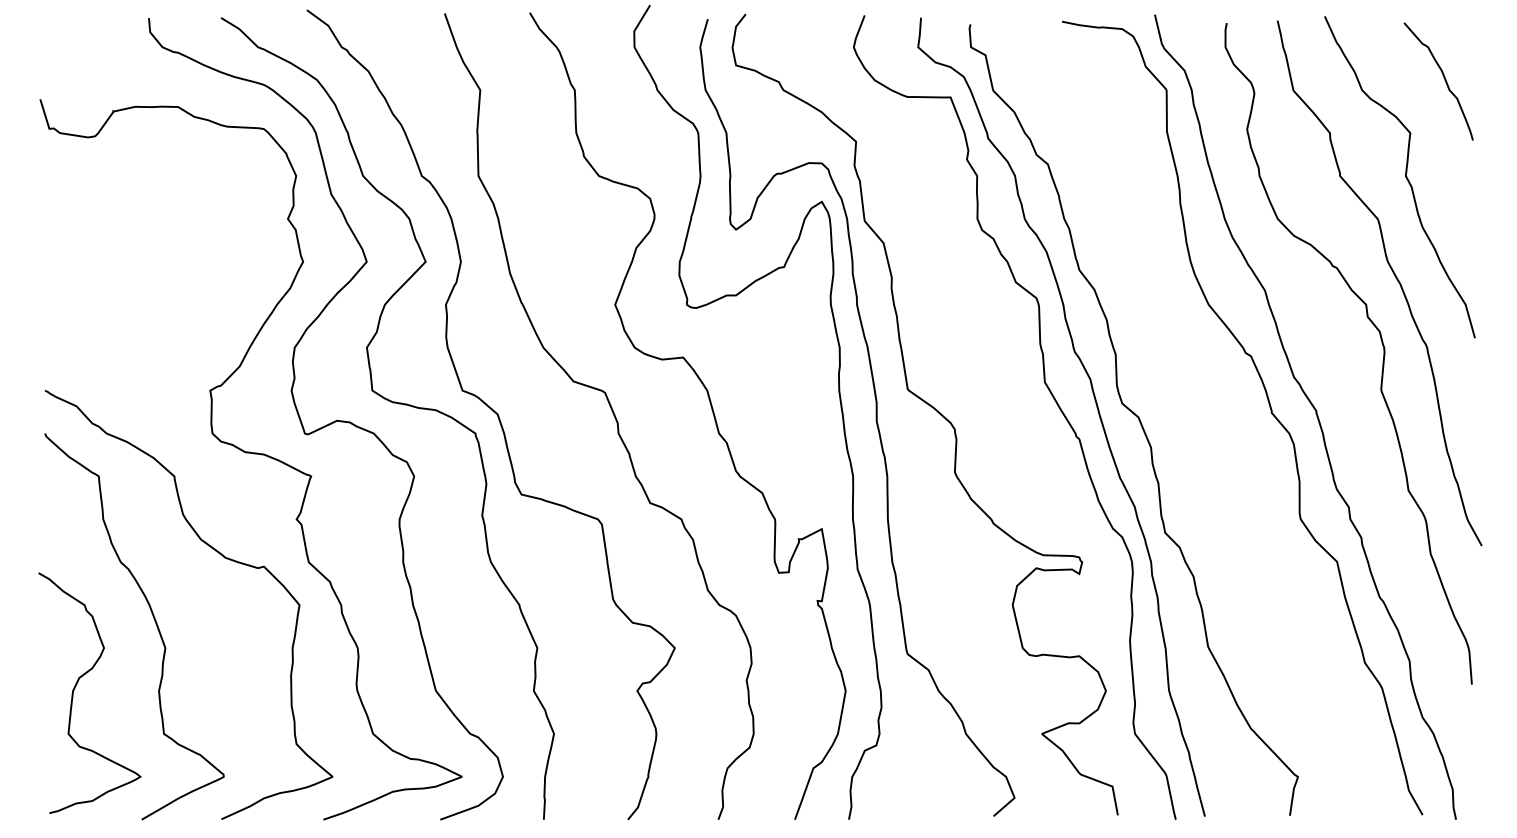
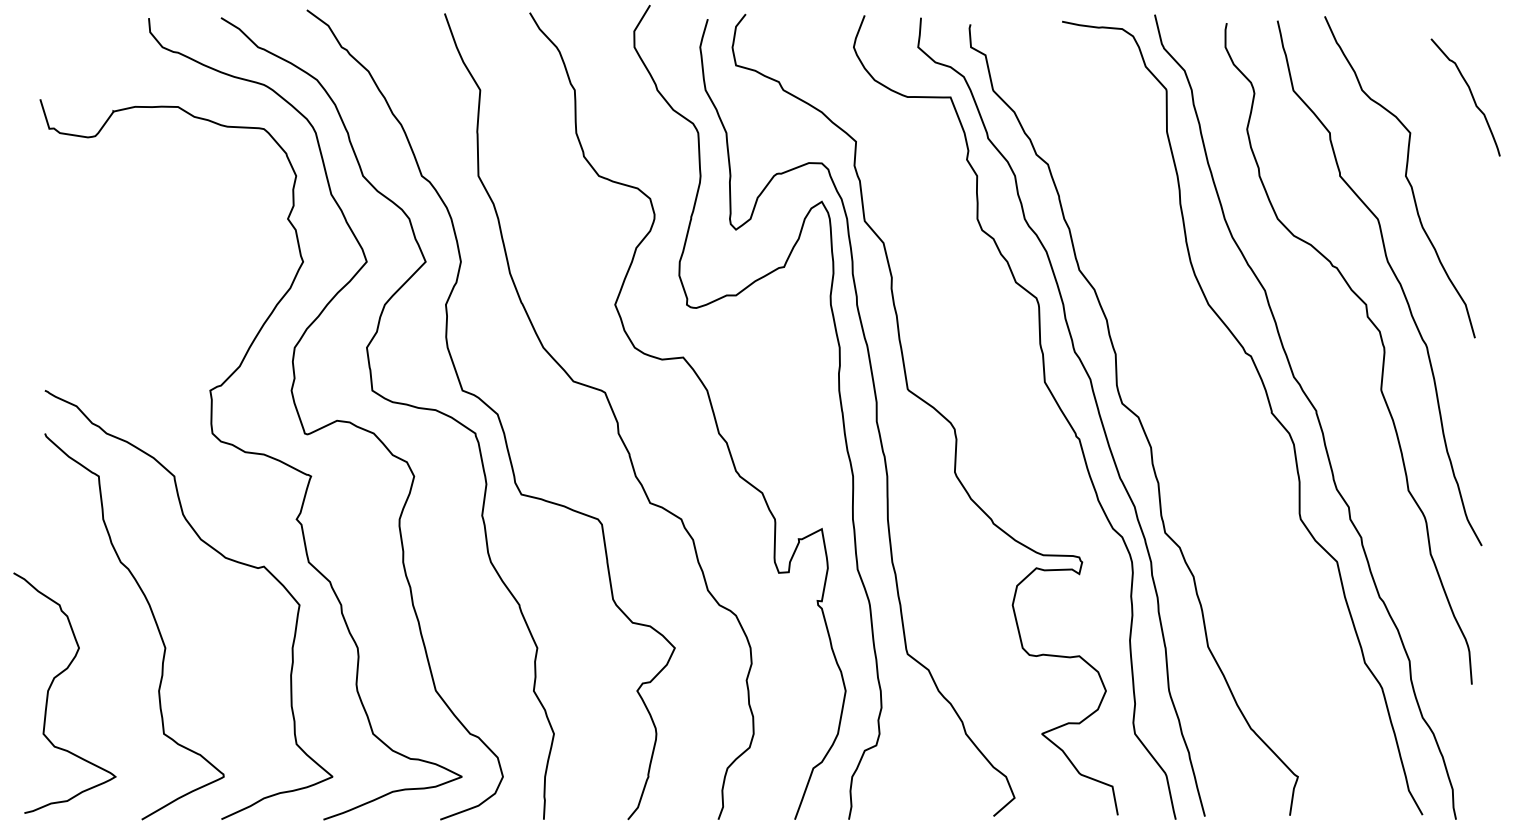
curve position: (1443, 78) -> (1470, 94) (1470, 94)
curve position: (76, 686) -> (51, 686) (51, 686)
